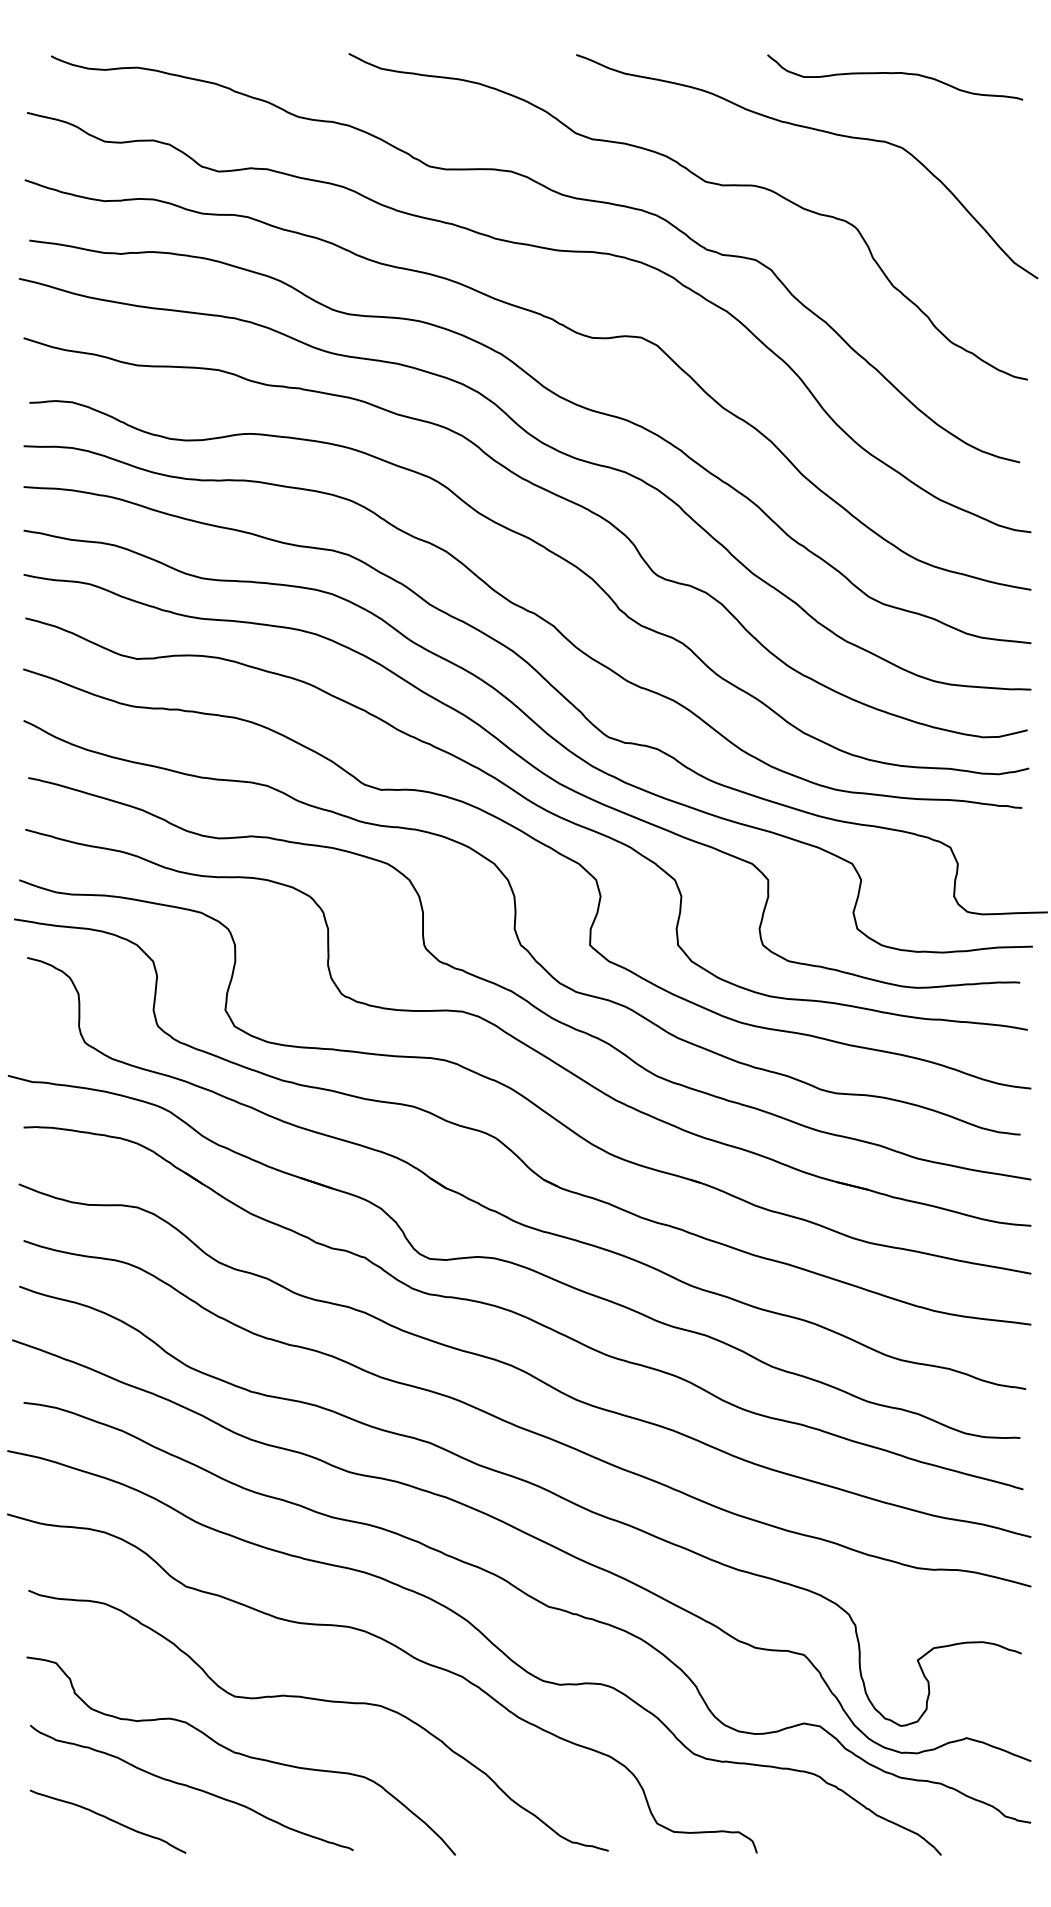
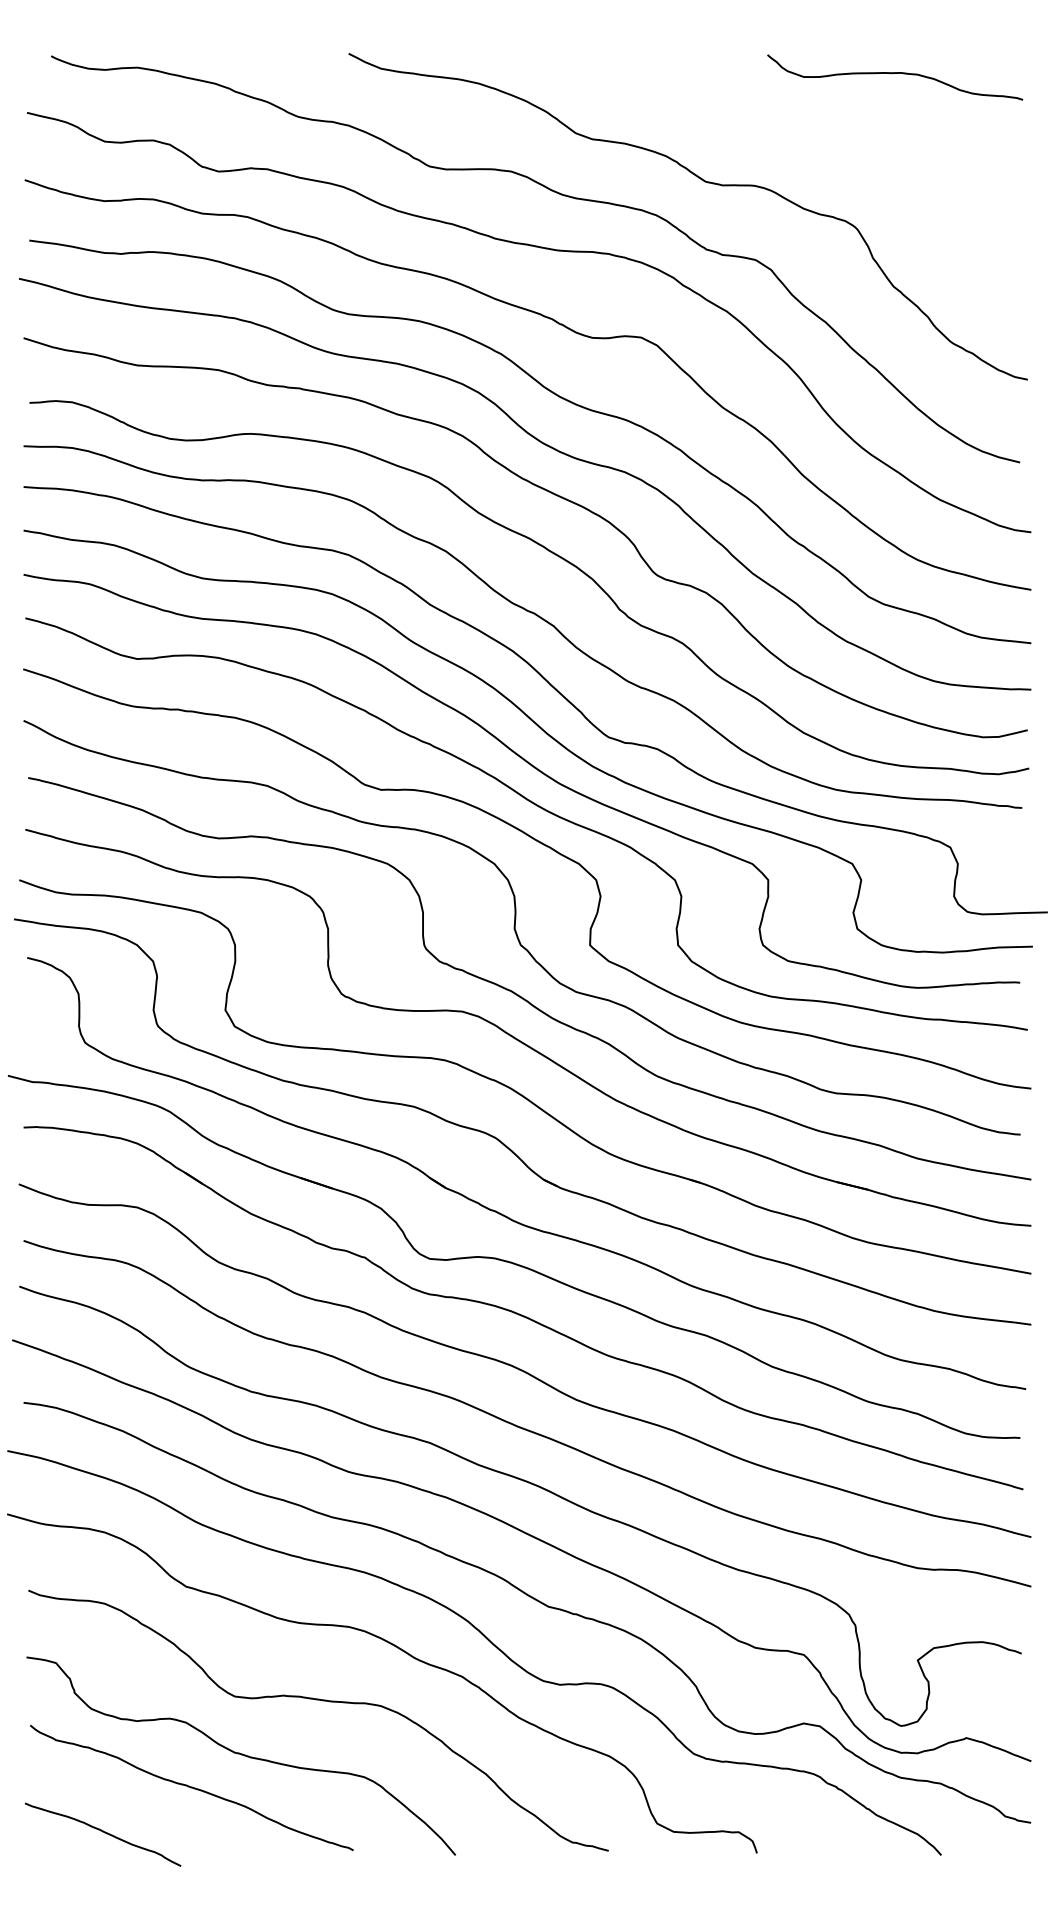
curve: present -> none (814, 130)
curve position: (109, 1820) -> (104, 1833) (104, 1833)
